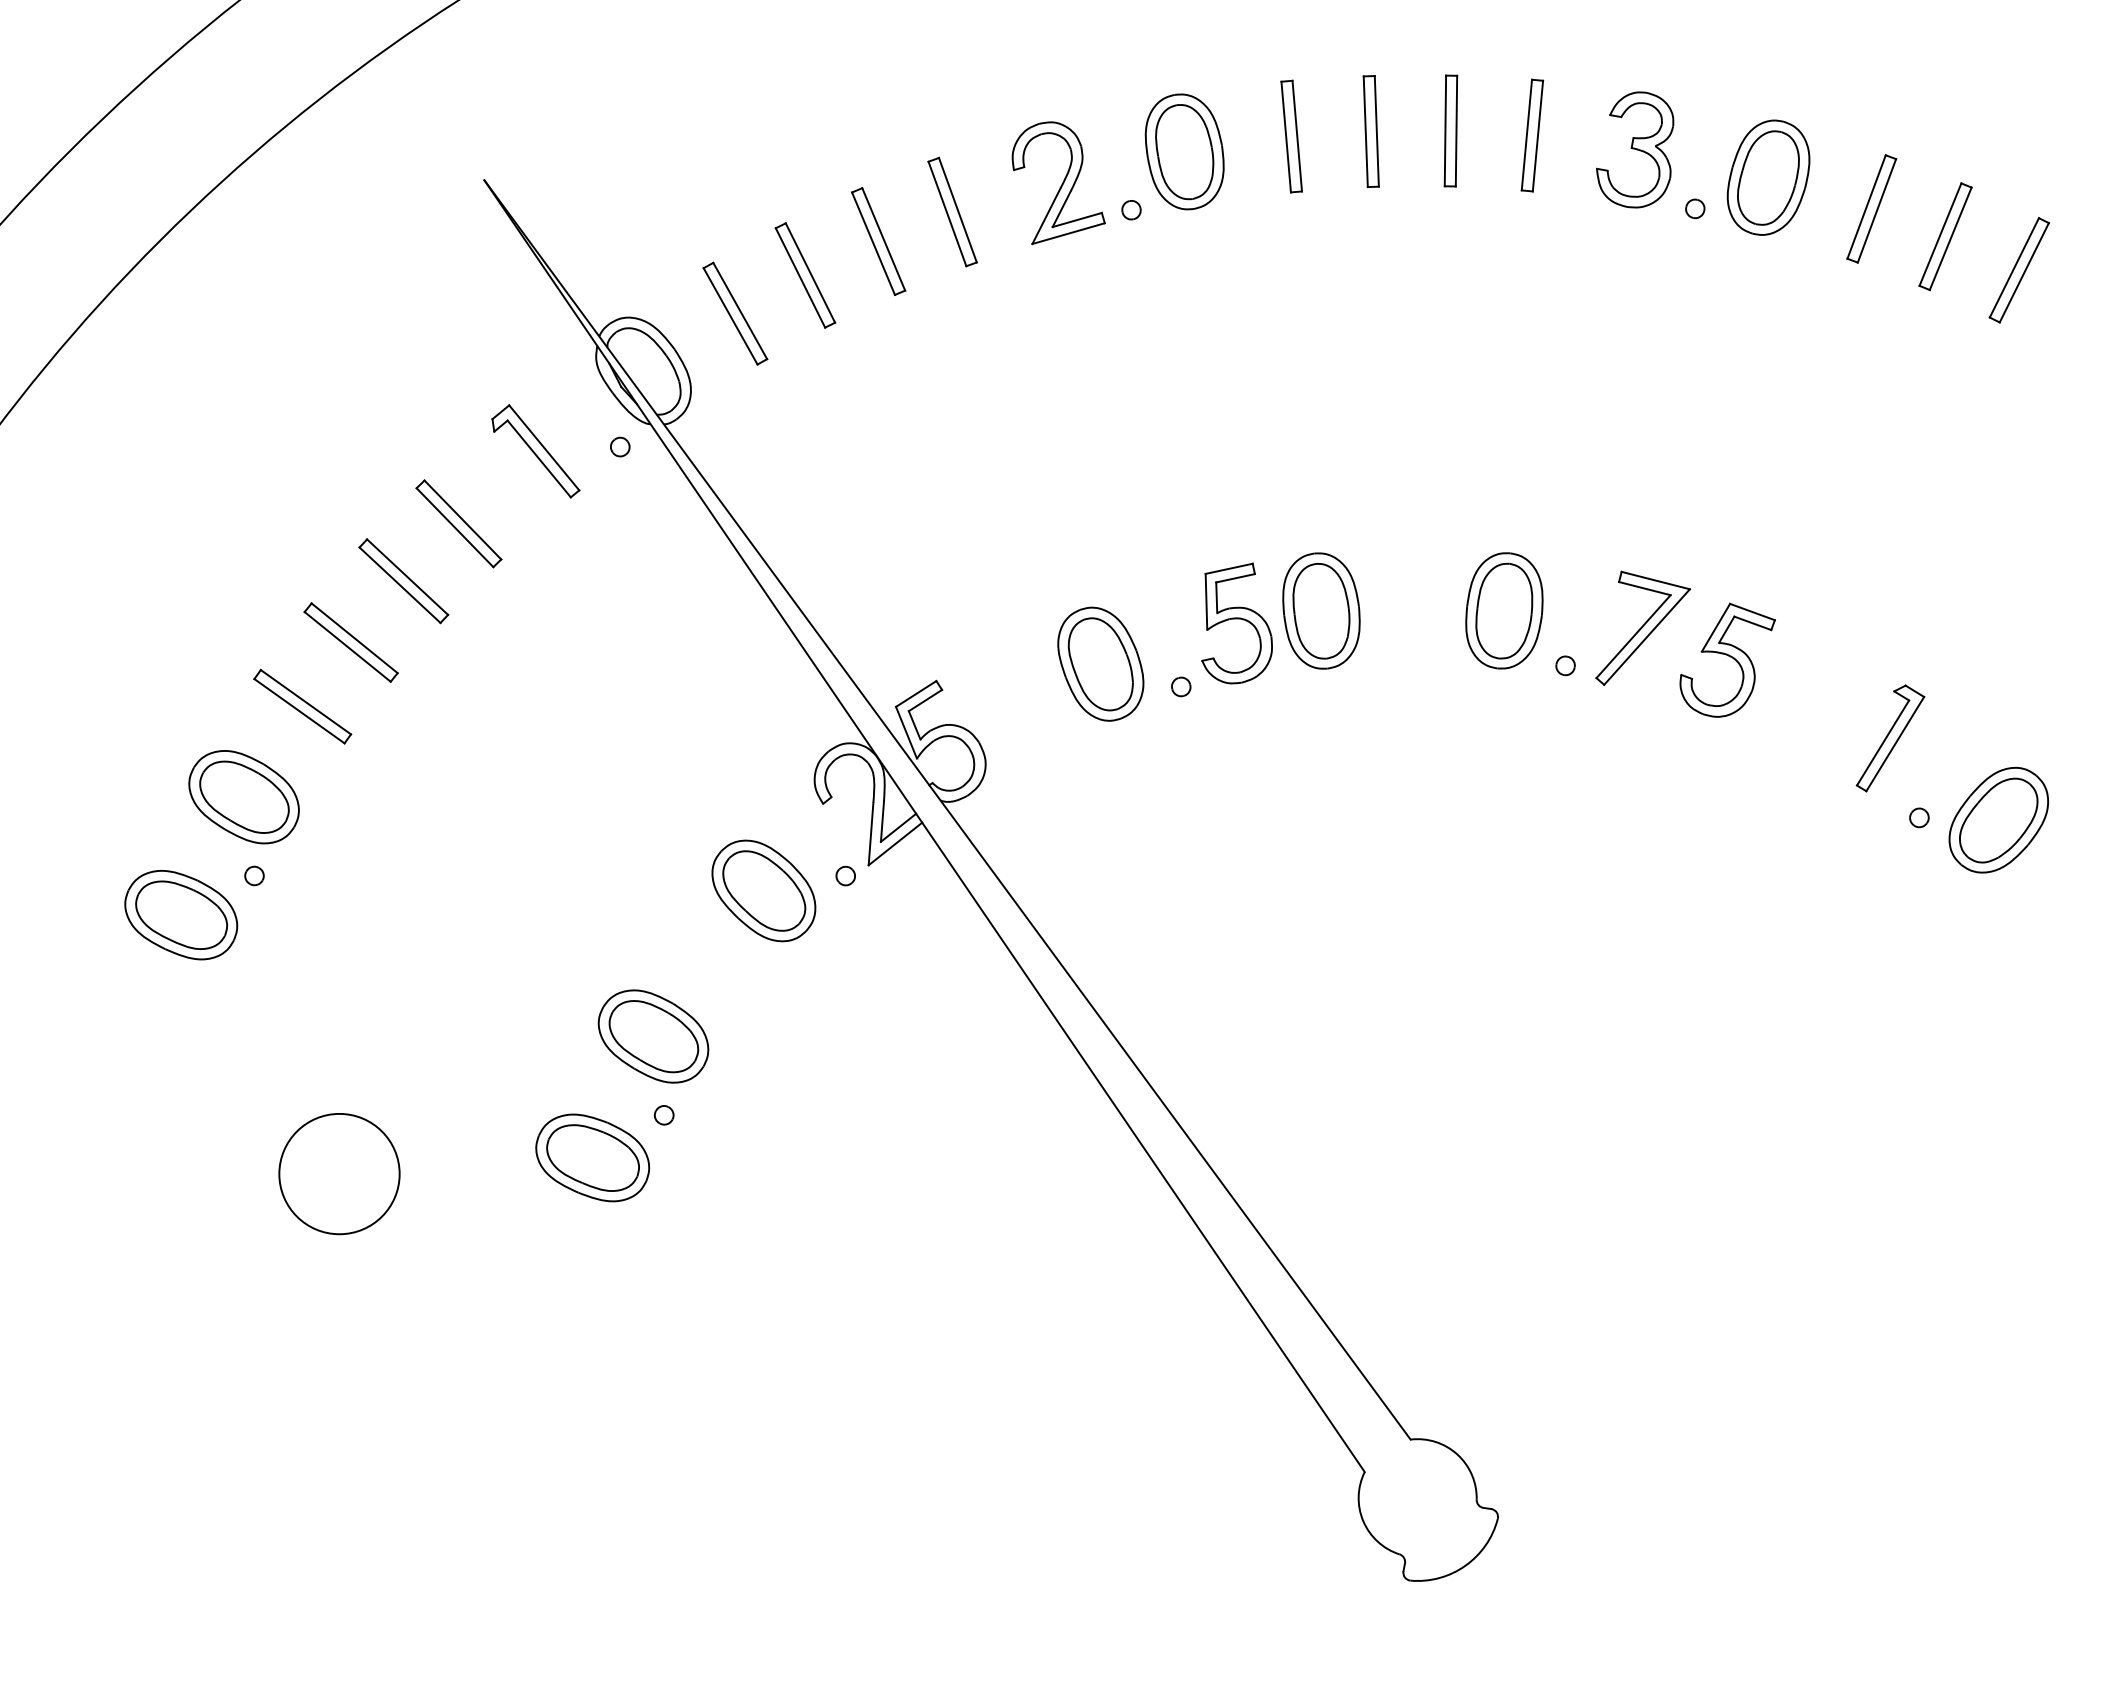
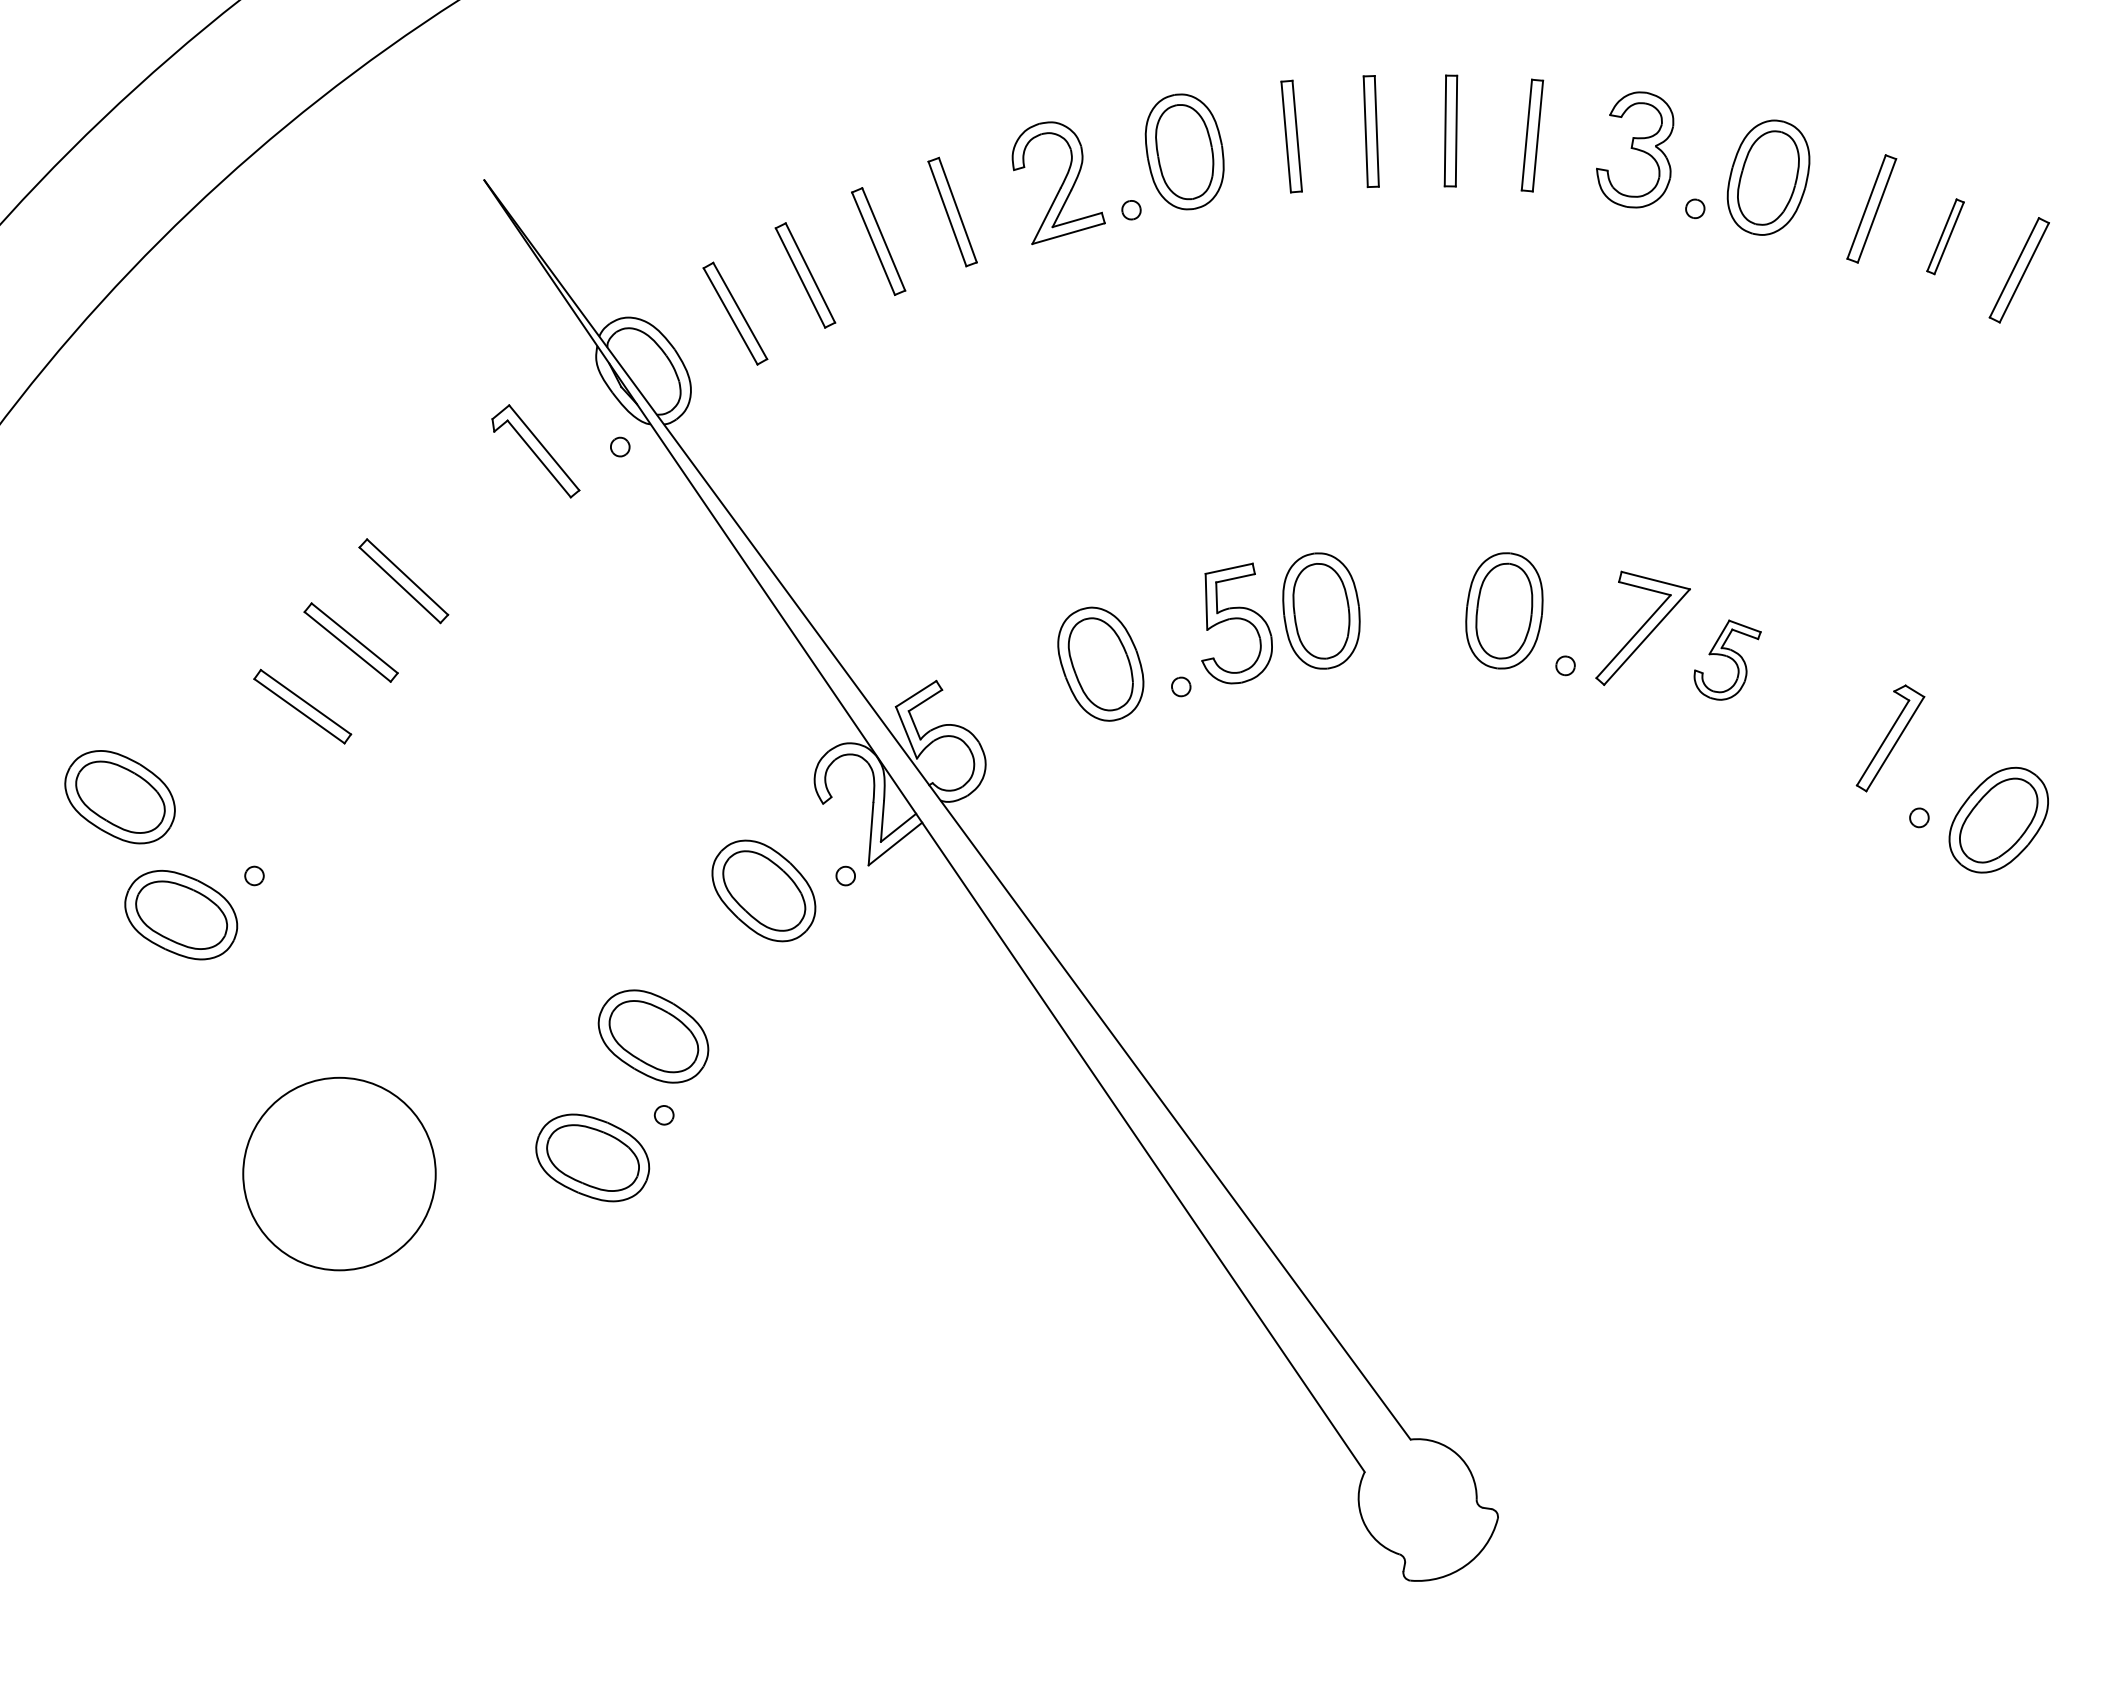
part size: 55x110 px -> 39x78 px (1945, 236)
part: present -> none (458, 523)
part size: 97x116 px -> 69x82 px (1727, 659)
part position: (243, 797) -> (119, 797) (119, 797)
circle diameter: 120 px -> 193 px (339, 1173)
